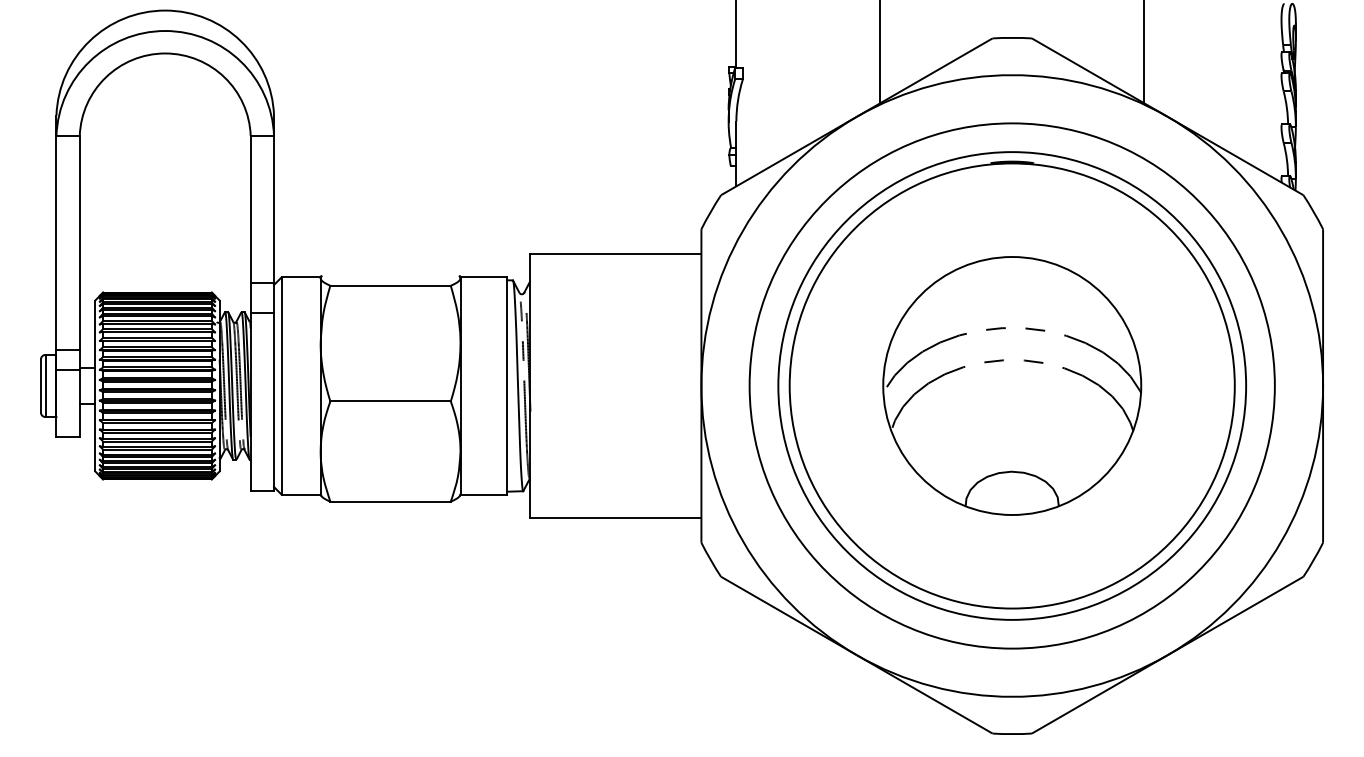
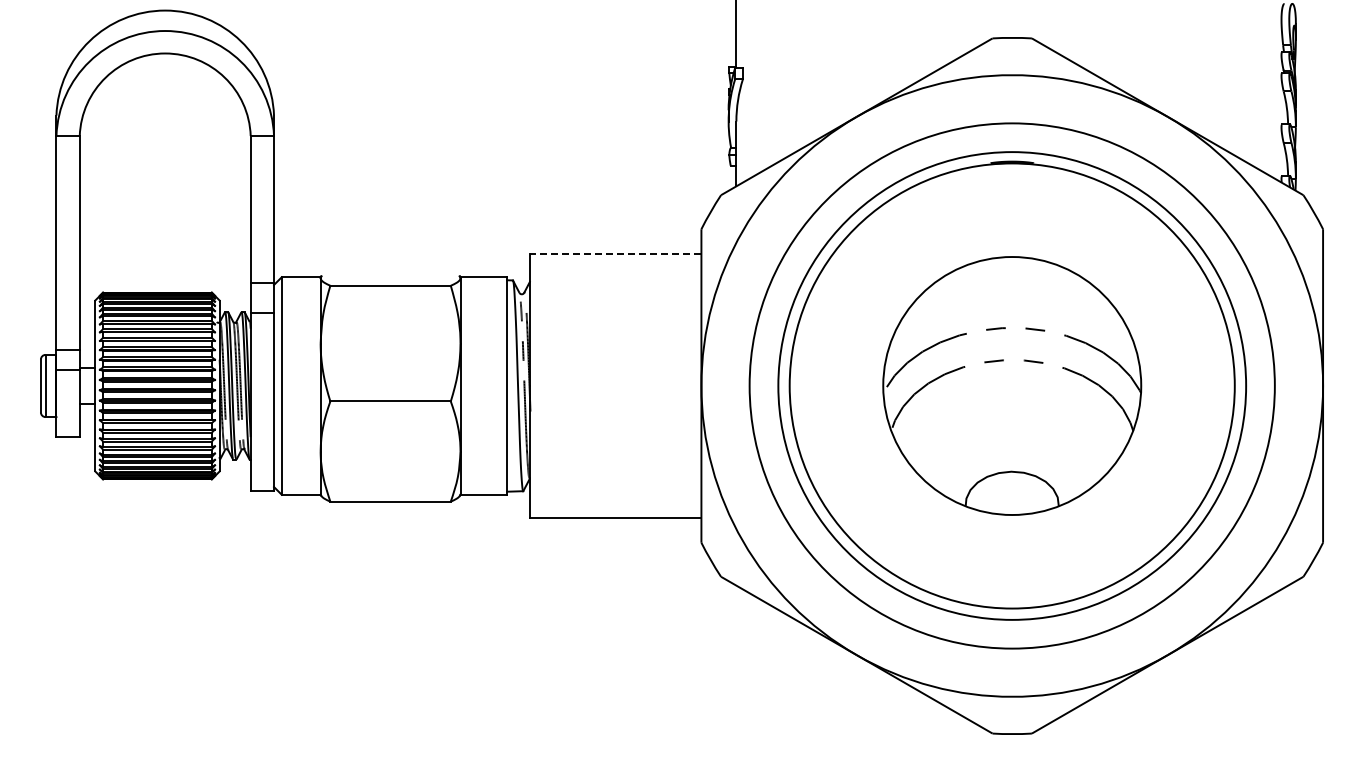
line: present -> none (880, 52)
line: present -> none (1144, 52)
line: solid -> dashed (615, 253)
